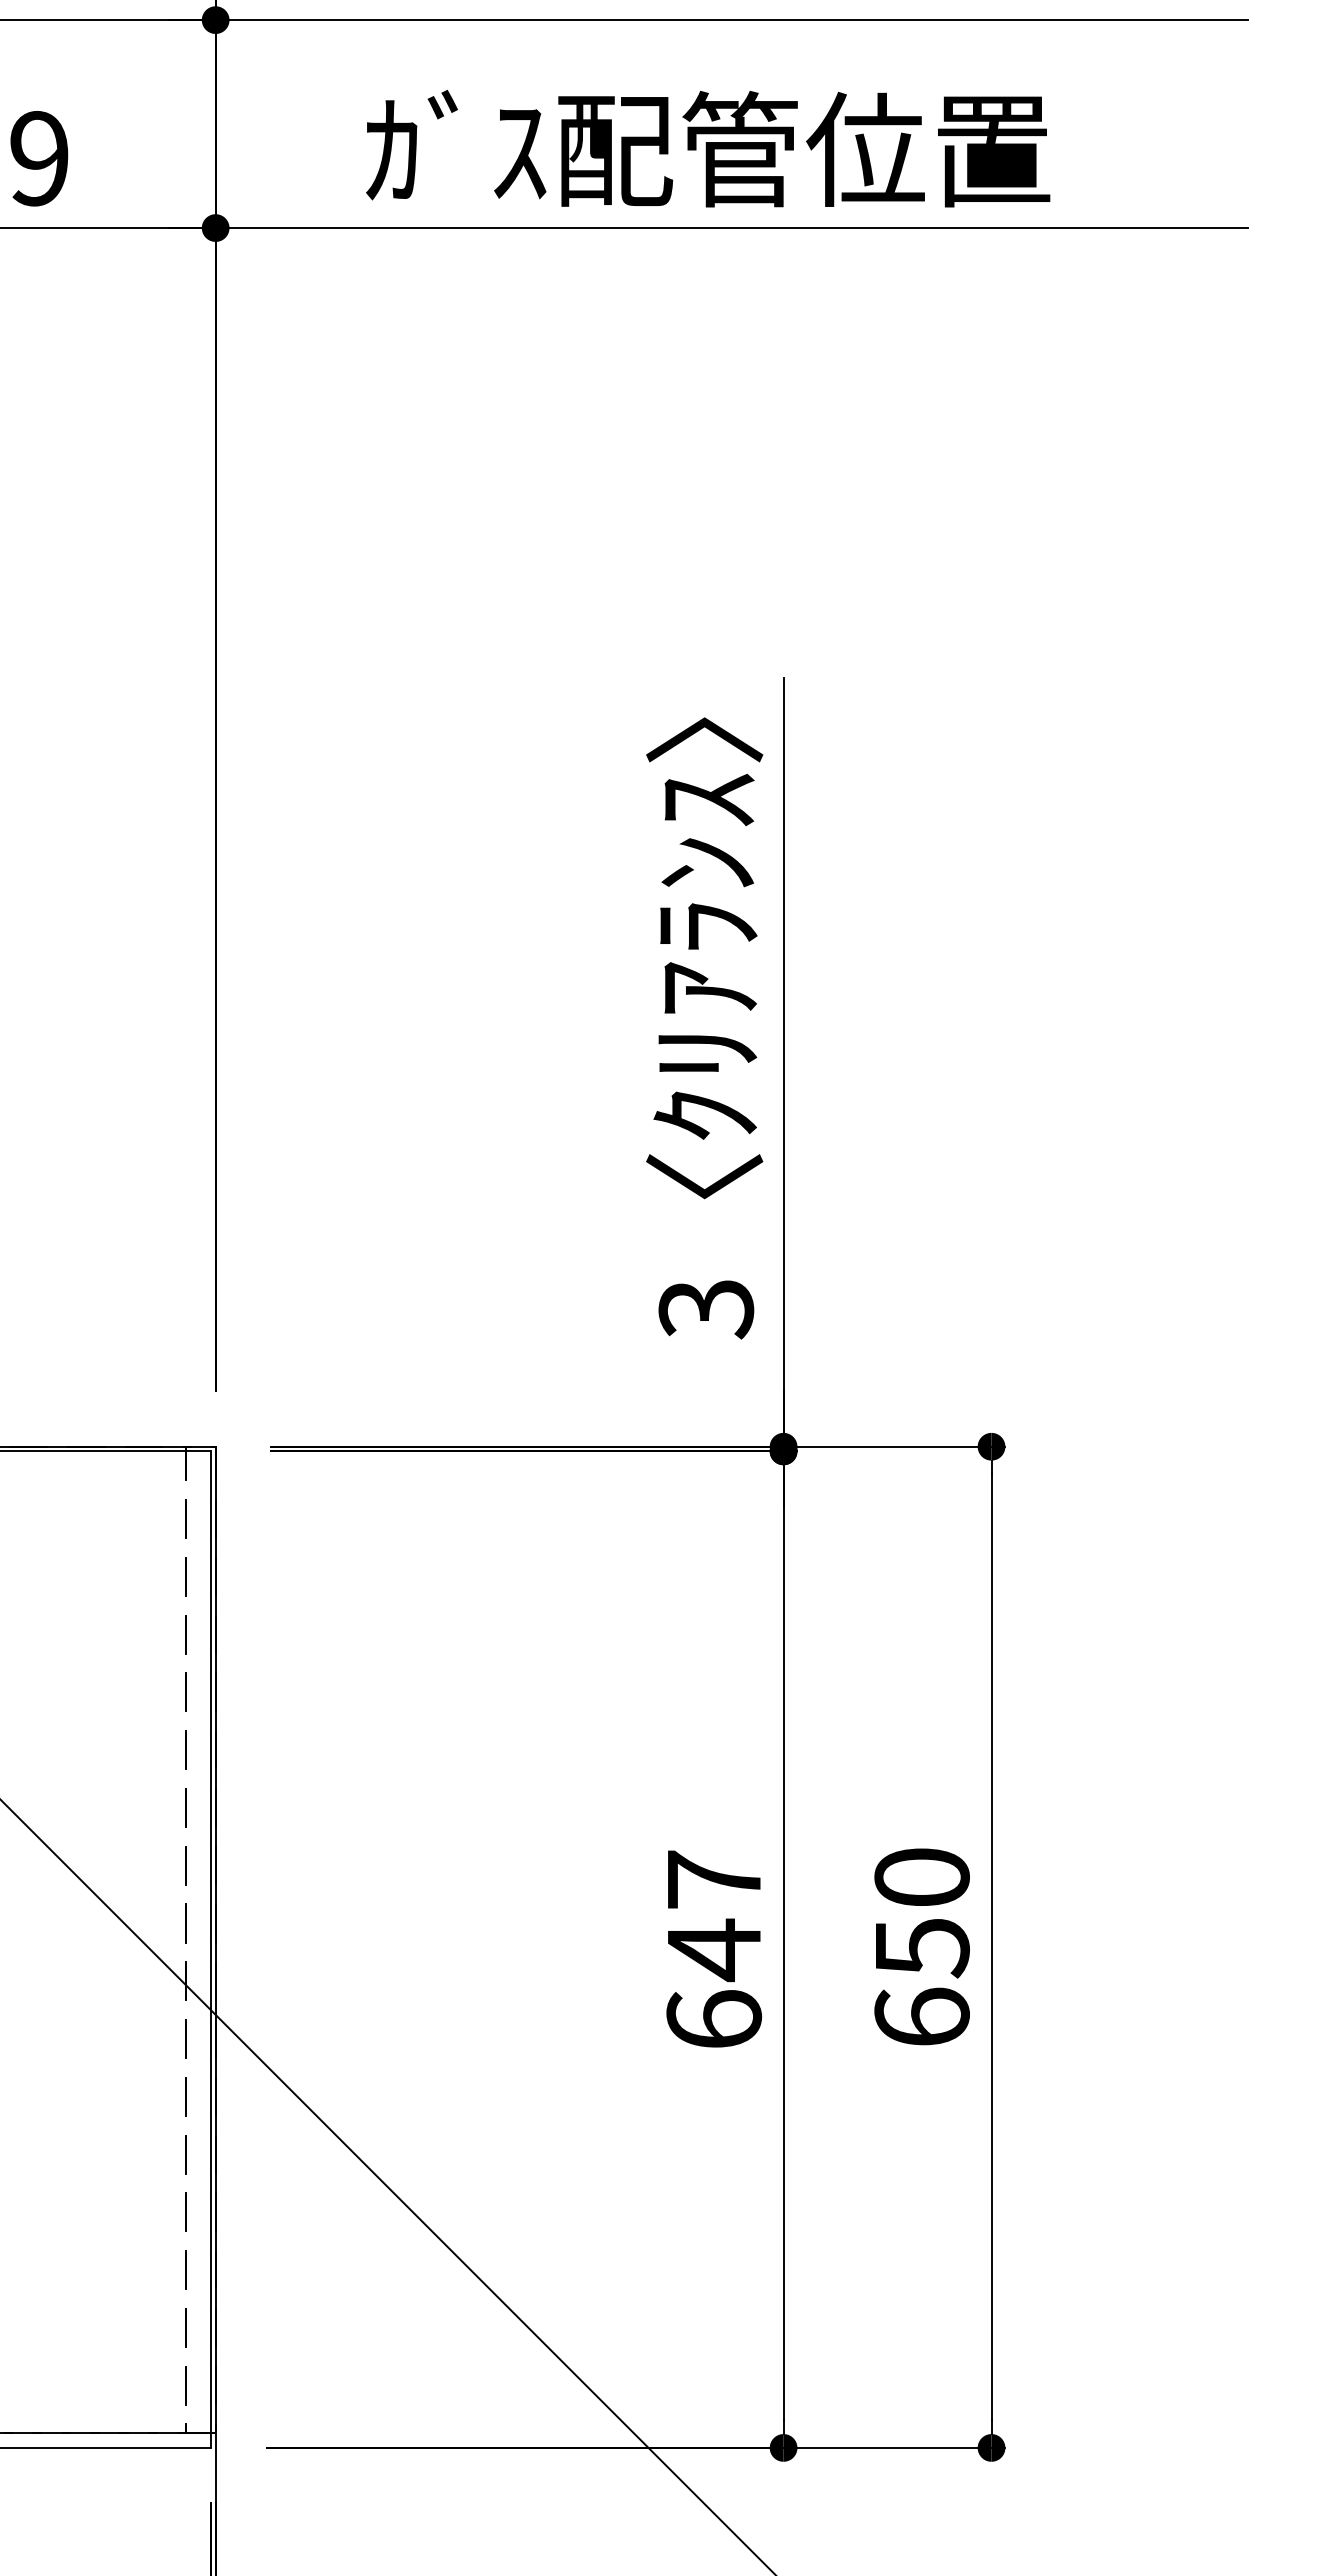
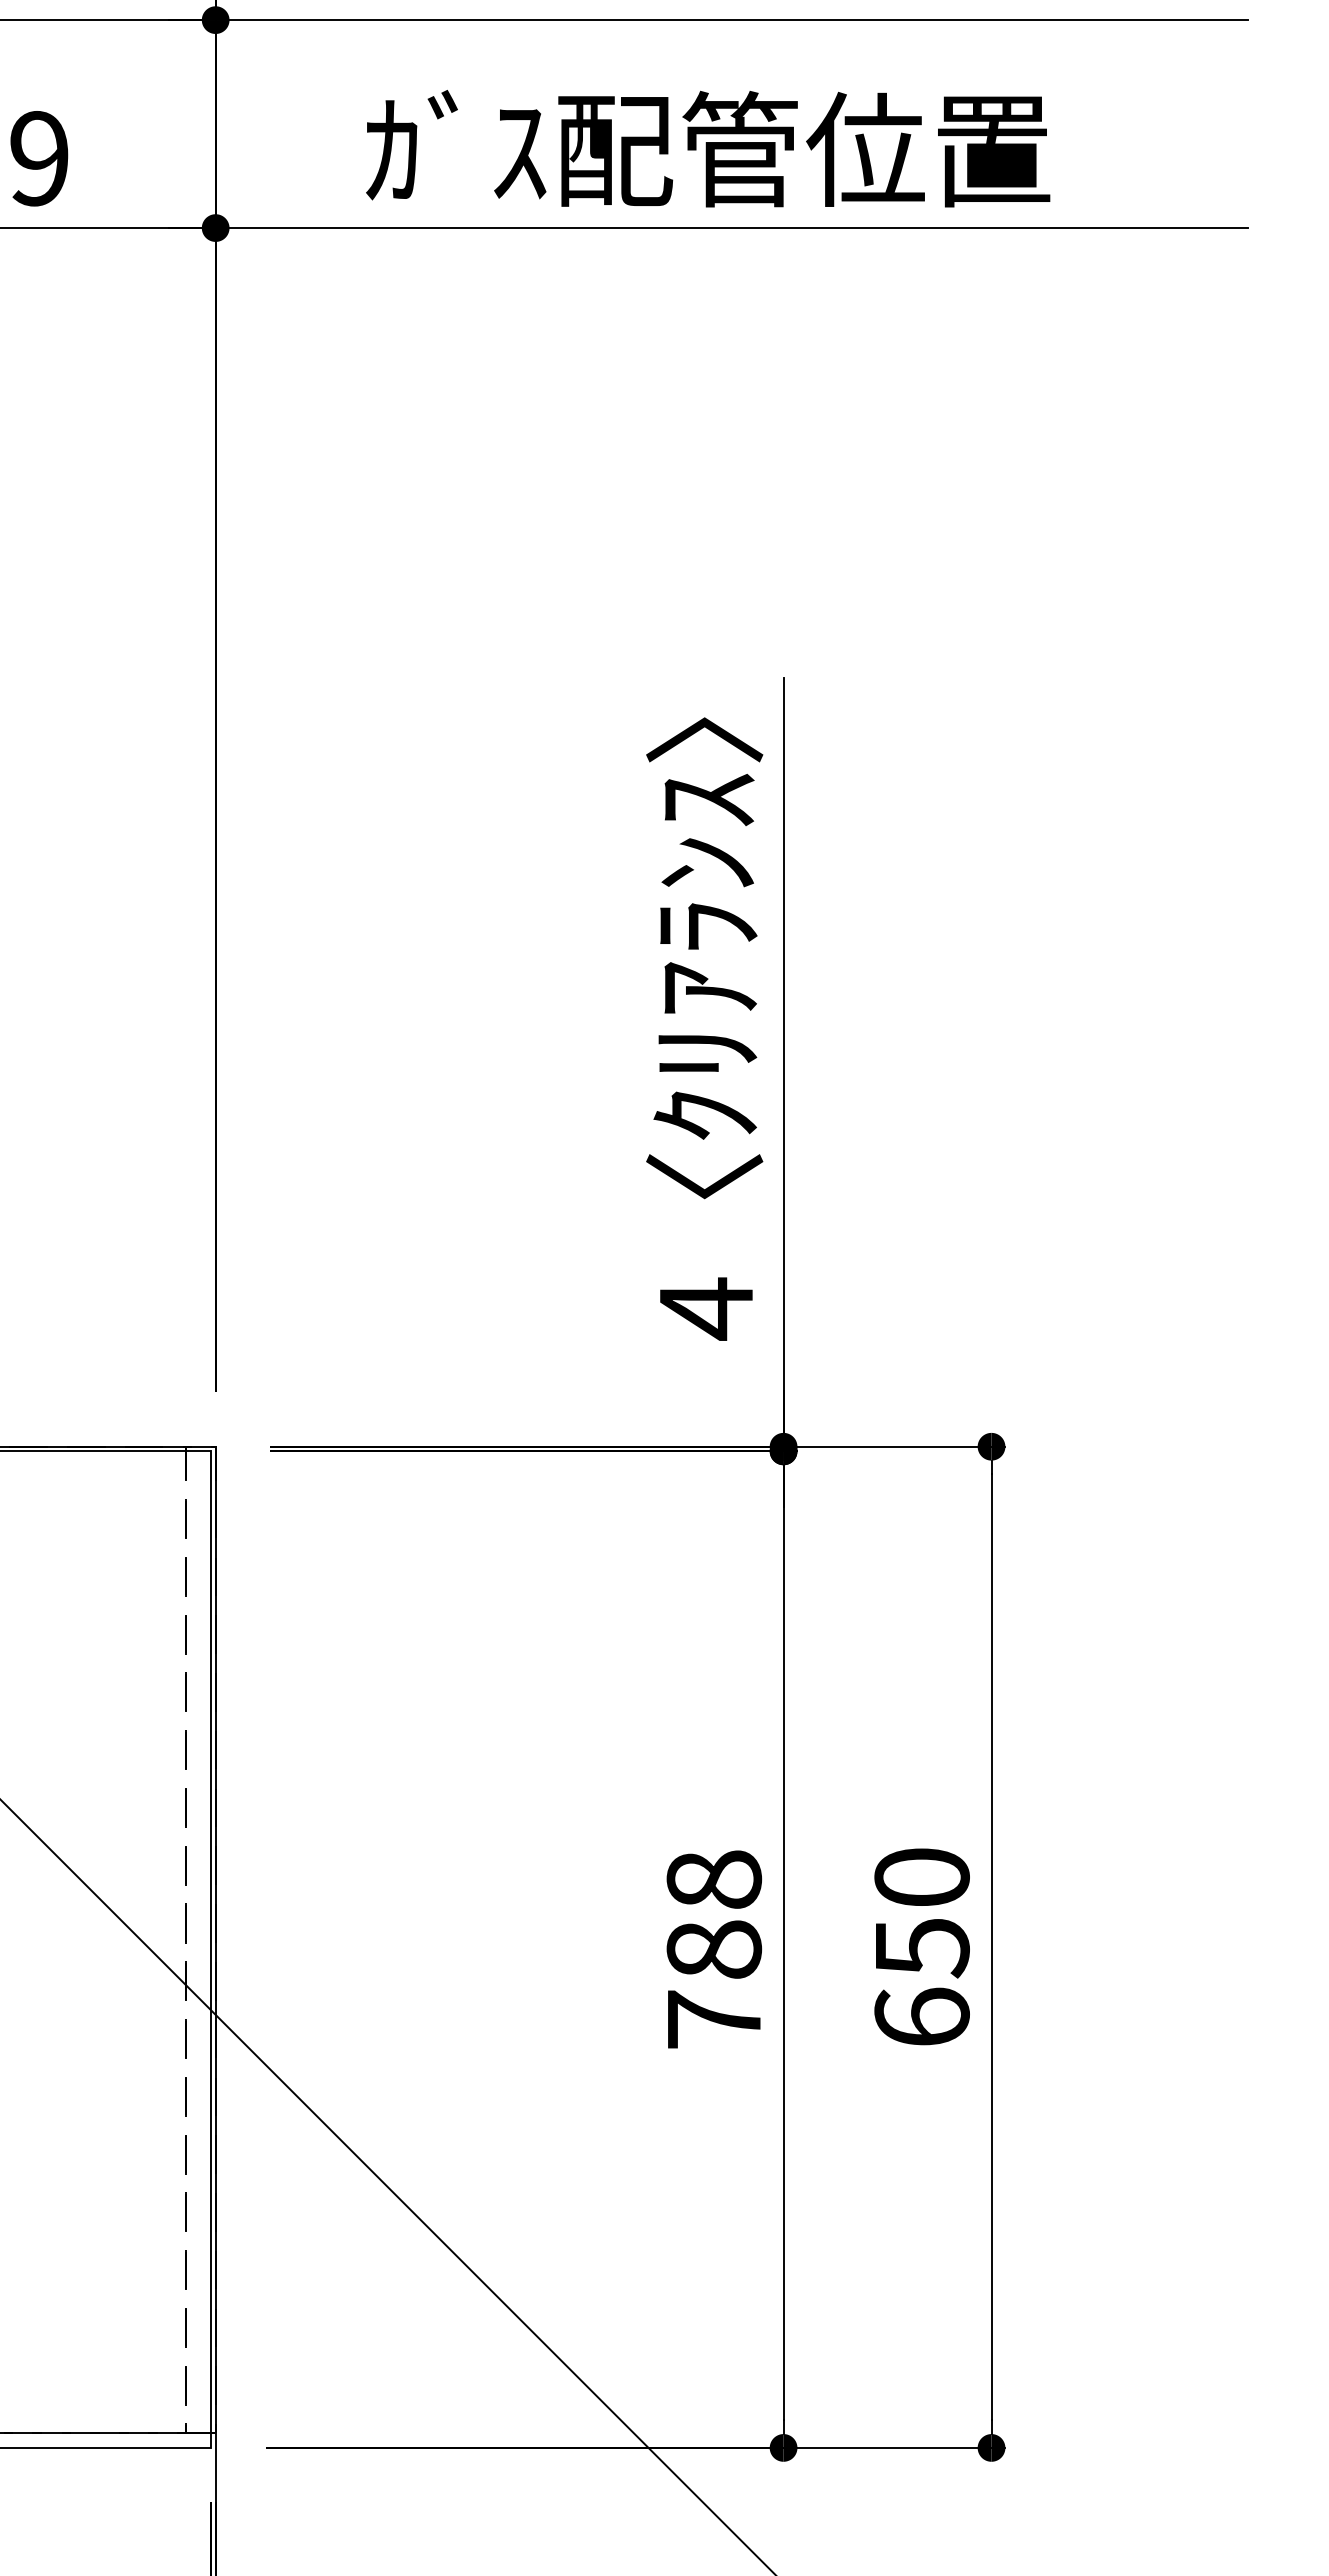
text: 3 -> 4 (706, 1308)
text: 647 -> 788 (714, 1949)
